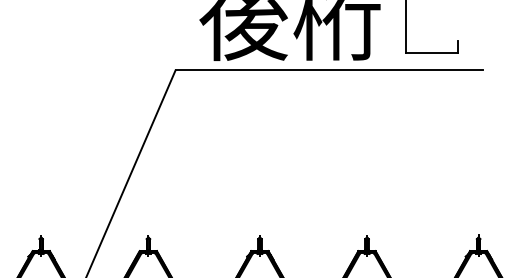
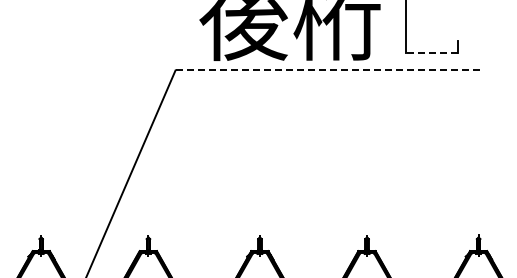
line: solid -> dashed (431, 53)
line: solid -> dashed (329, 70)
